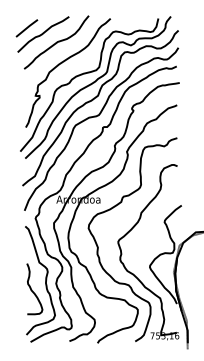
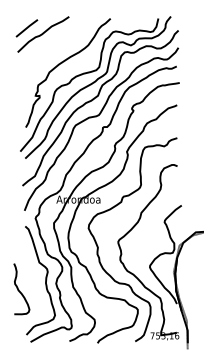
curve: present -> none (56, 42)
curve position: (32, 289) -> (19, 289) (19, 289)
